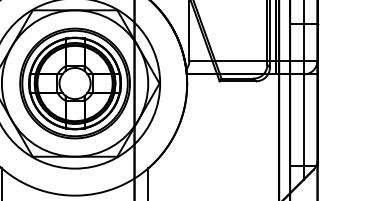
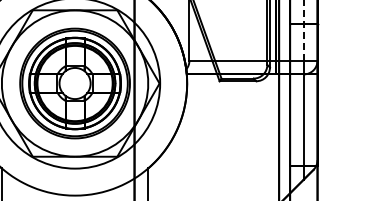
line: solid -> dashed (303, 30)
